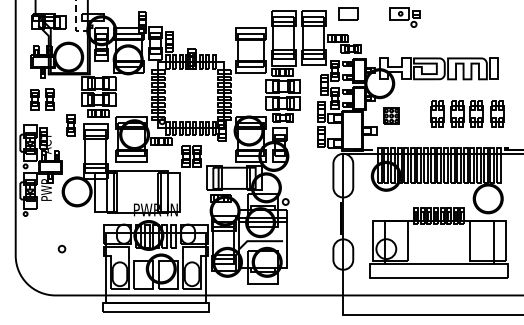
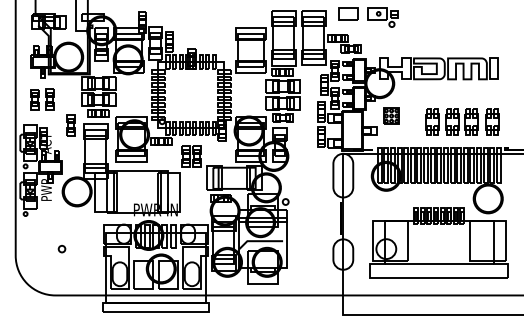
part position: (404, 17) -> (382, 17) (382, 17)
line: dashed -> solid (75, 22)
part position: (467, 113) -> (462, 121) (462, 121)
